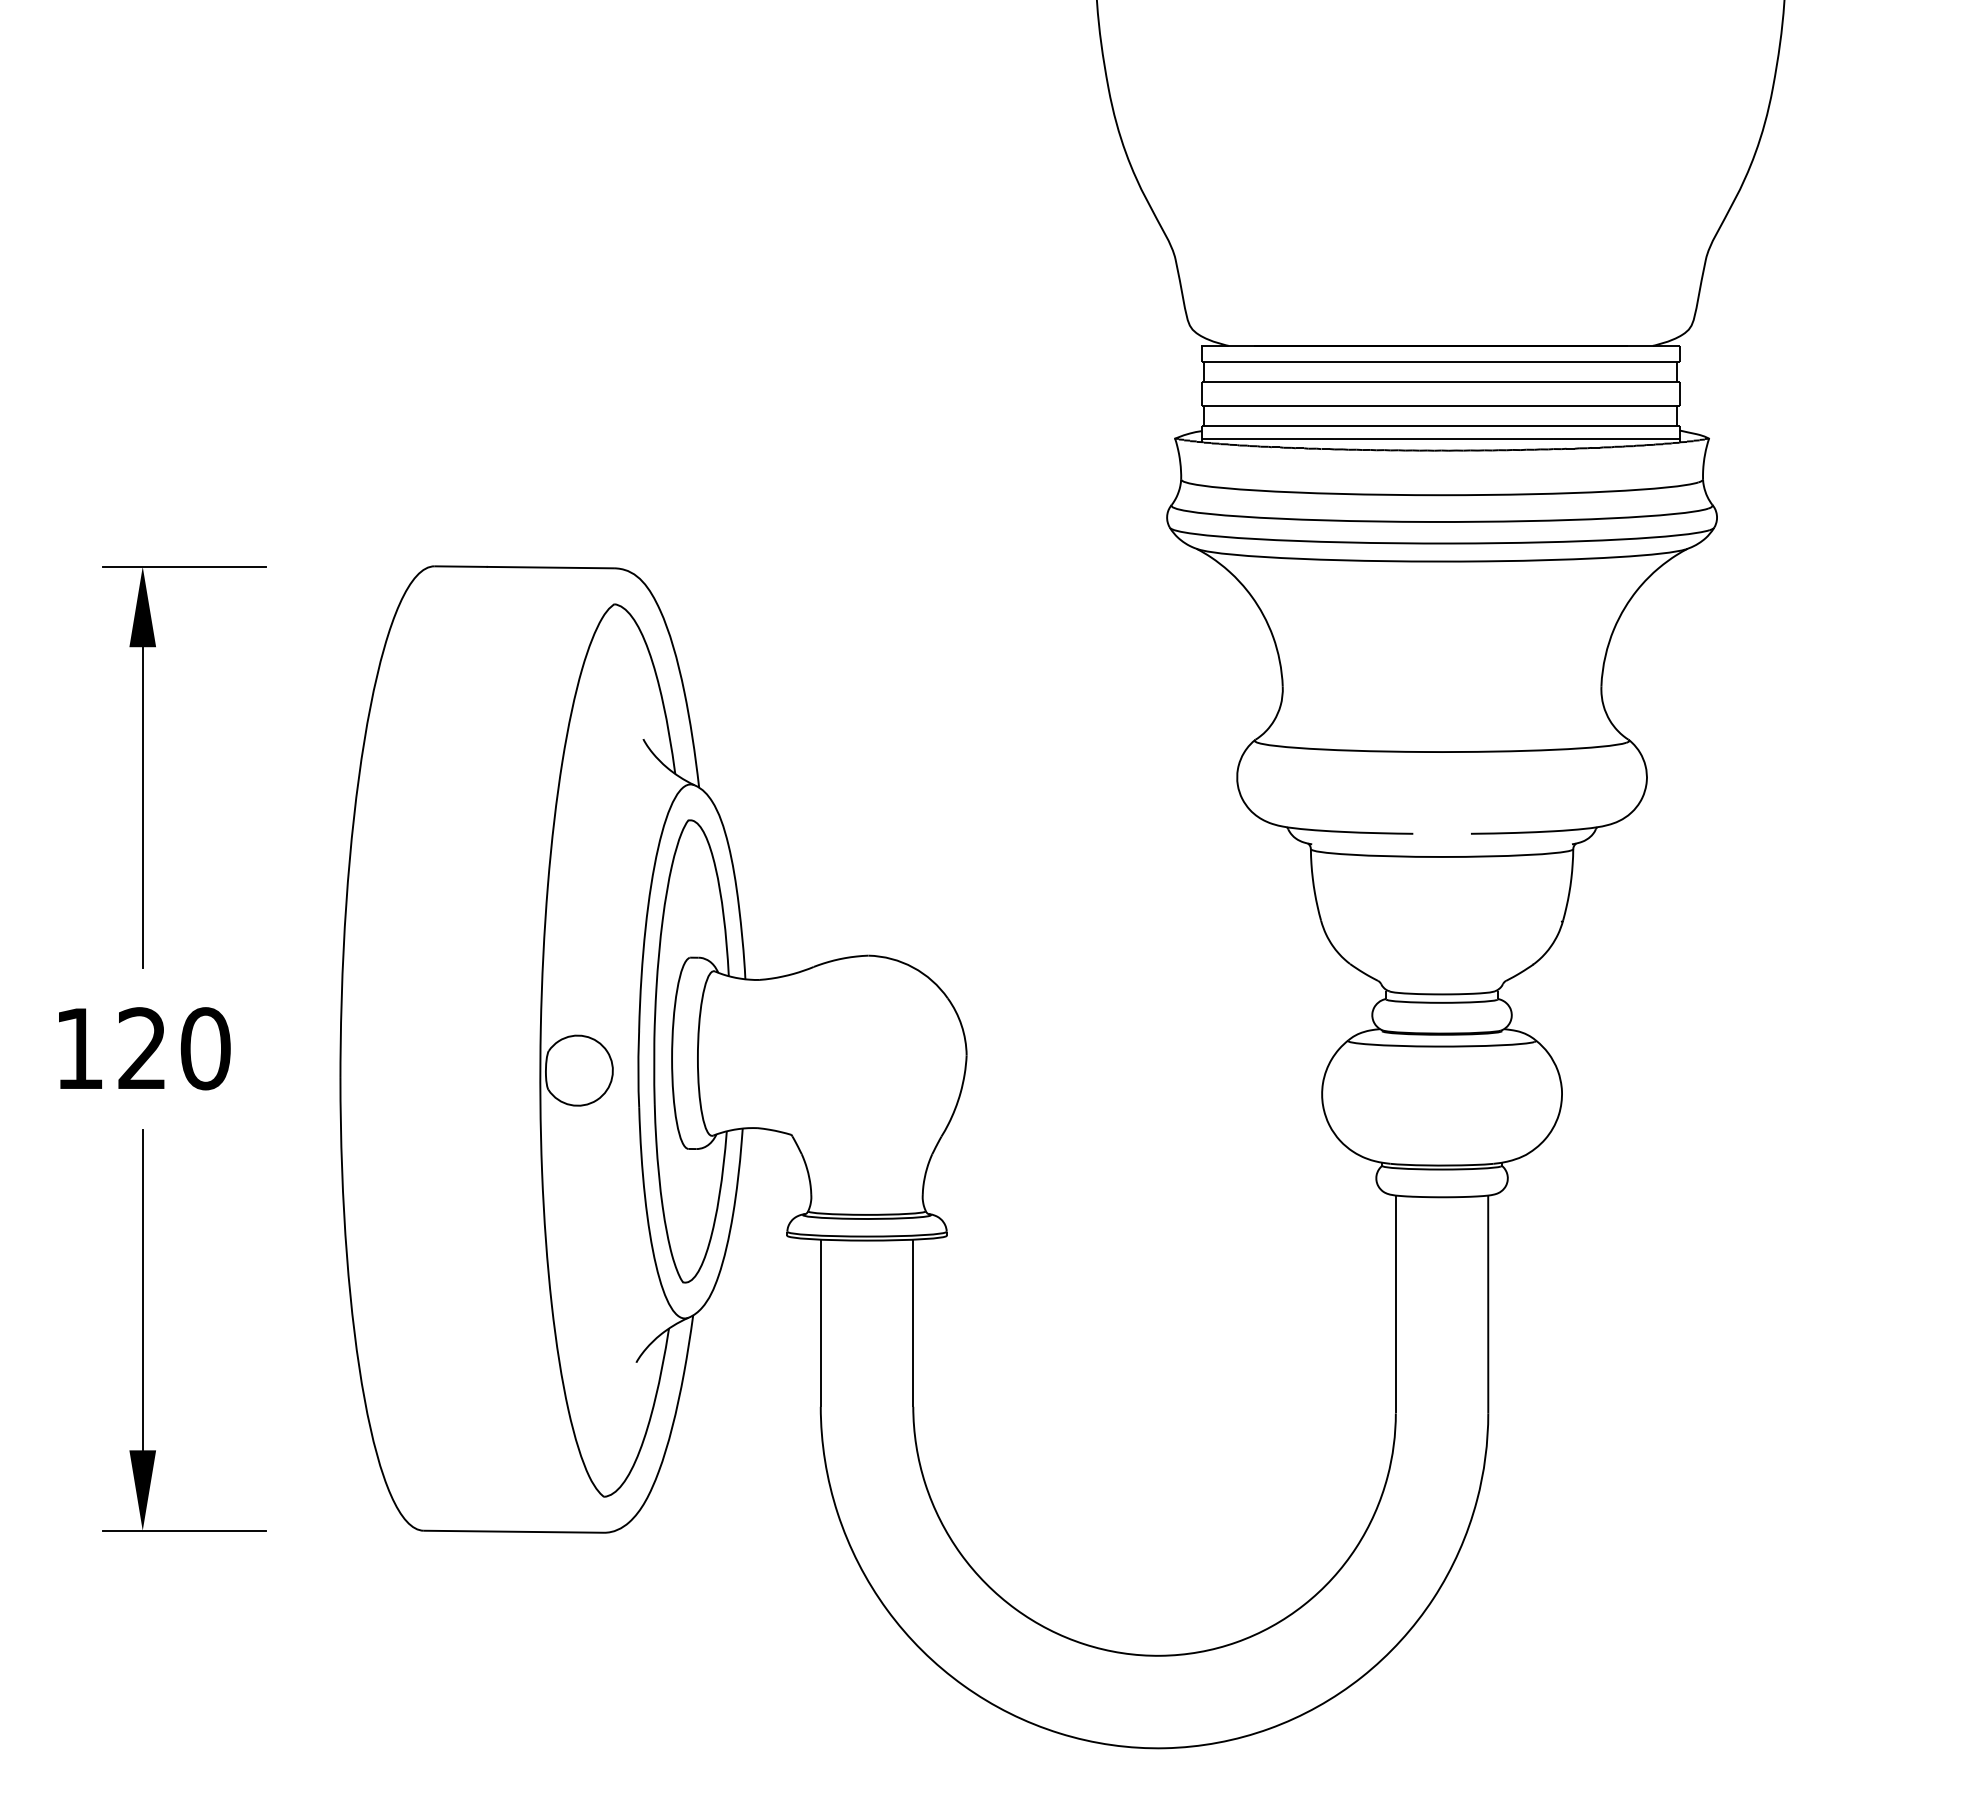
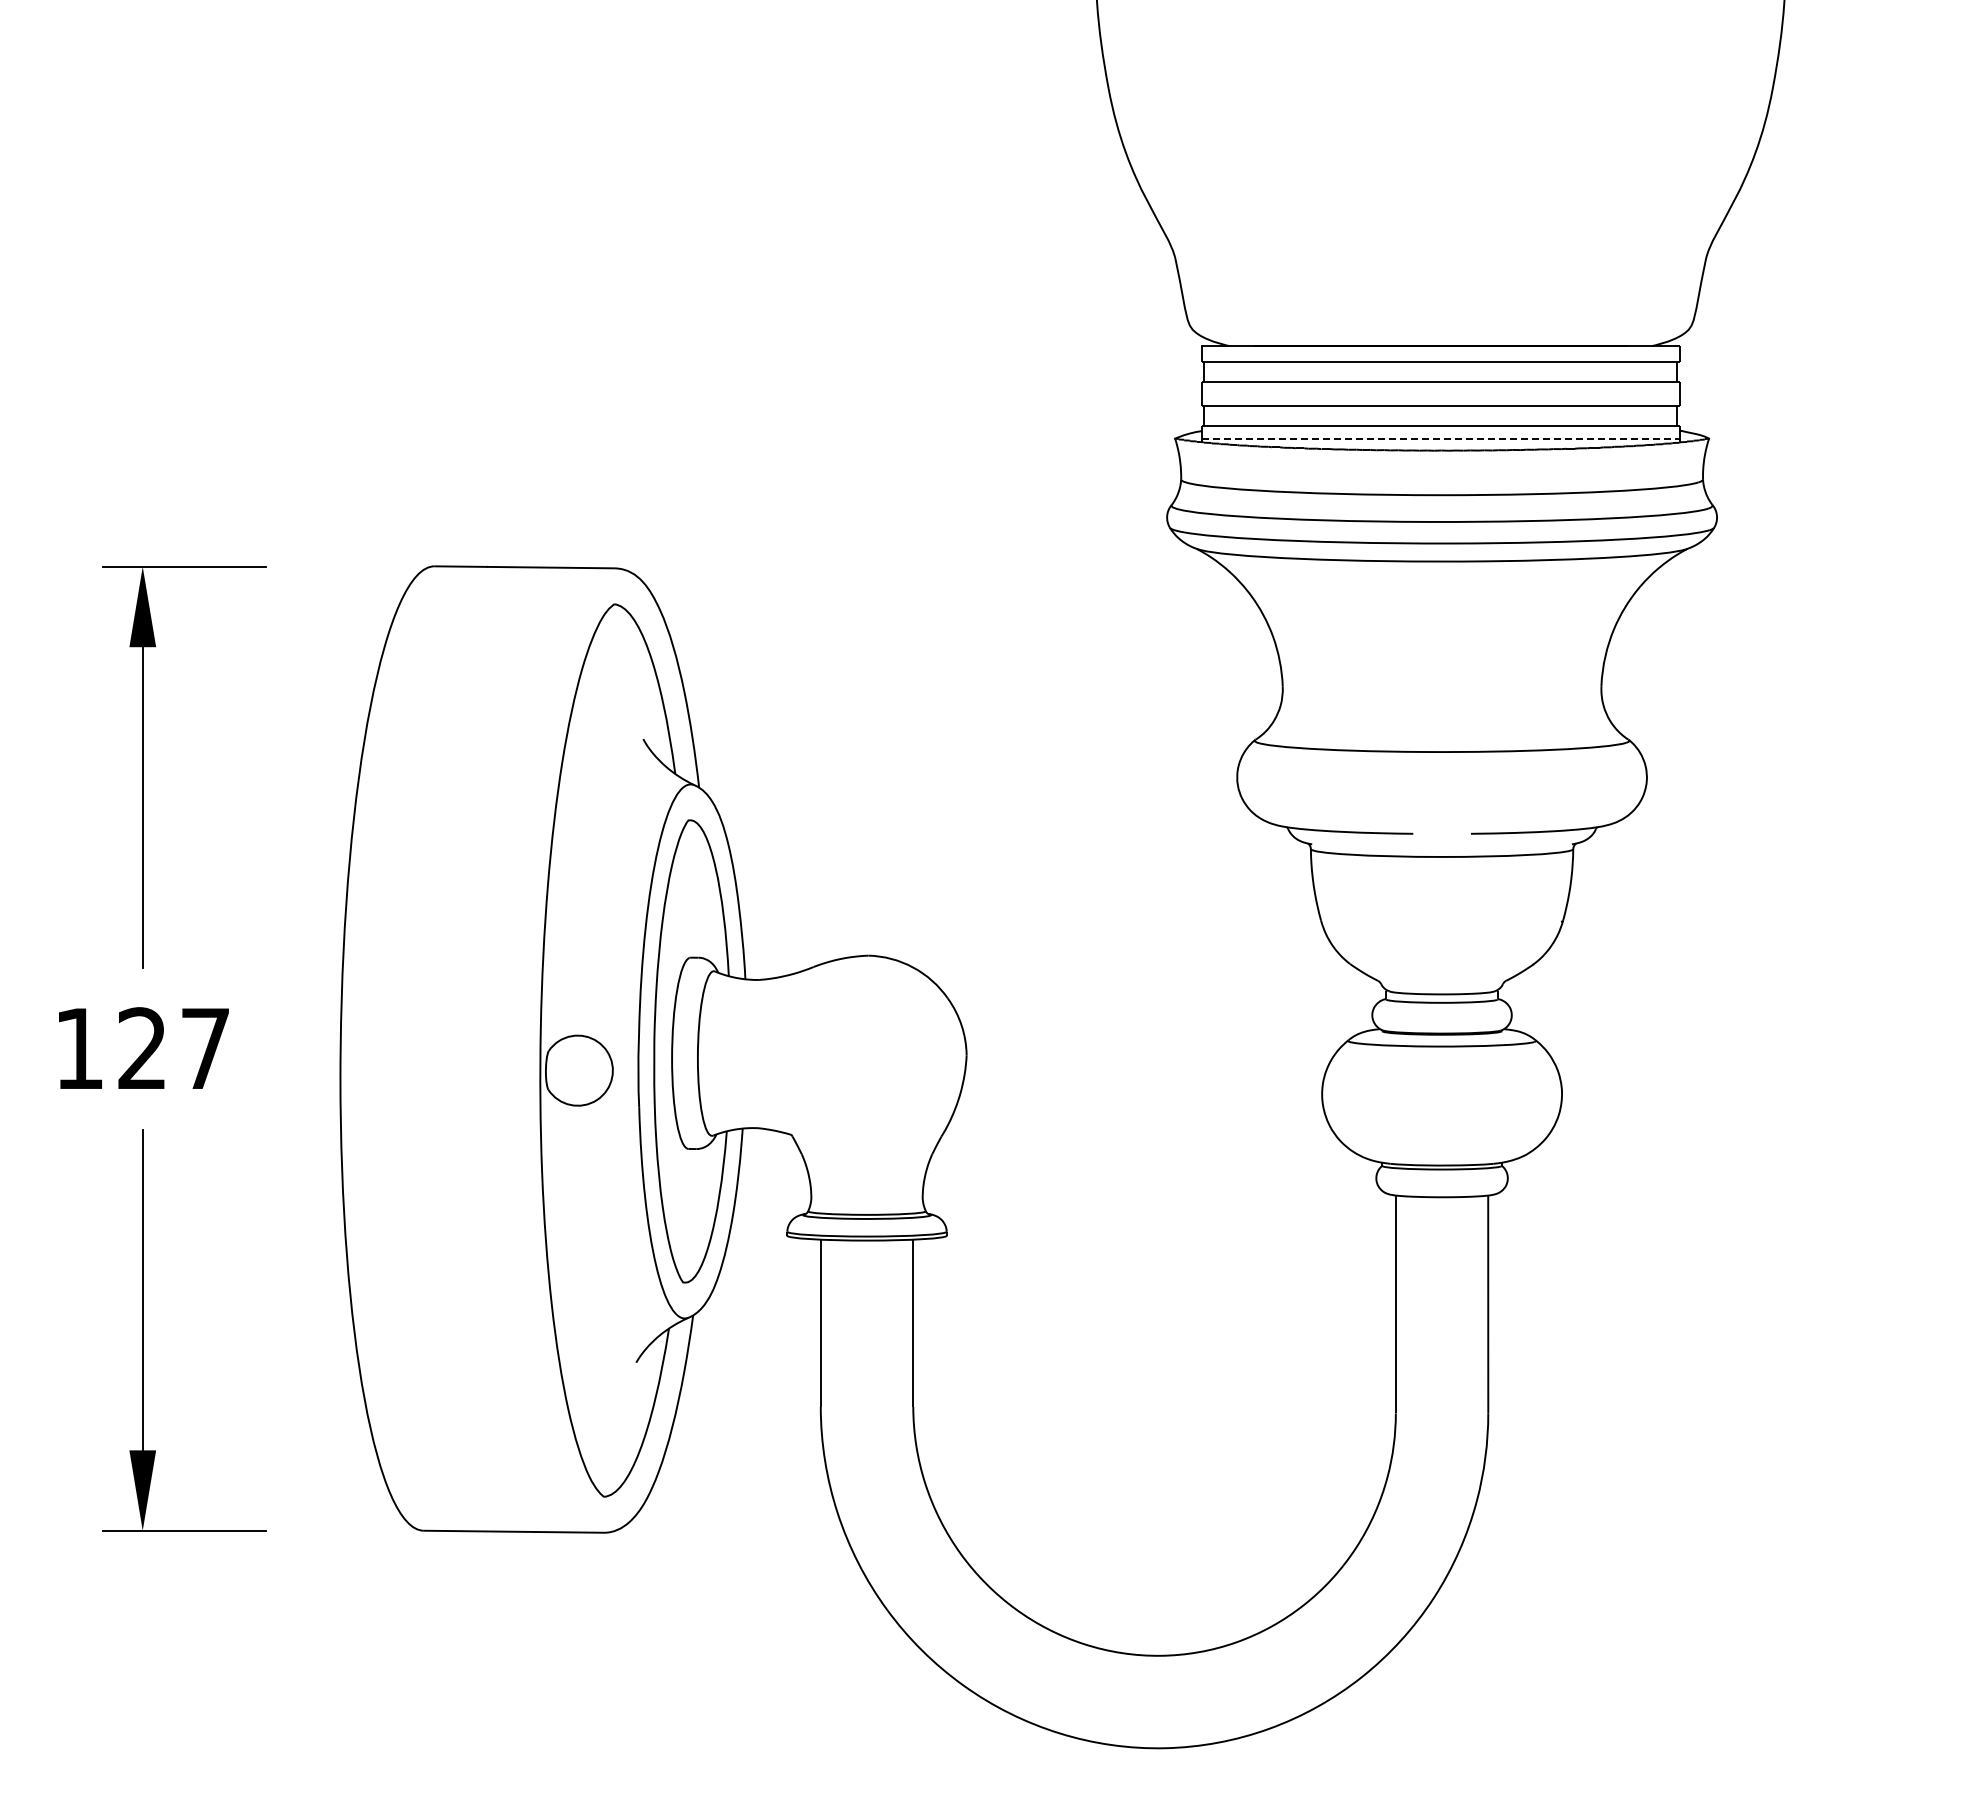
line: solid -> dashed (1441, 438)
text: 120 -> 127 (205, 1048)
